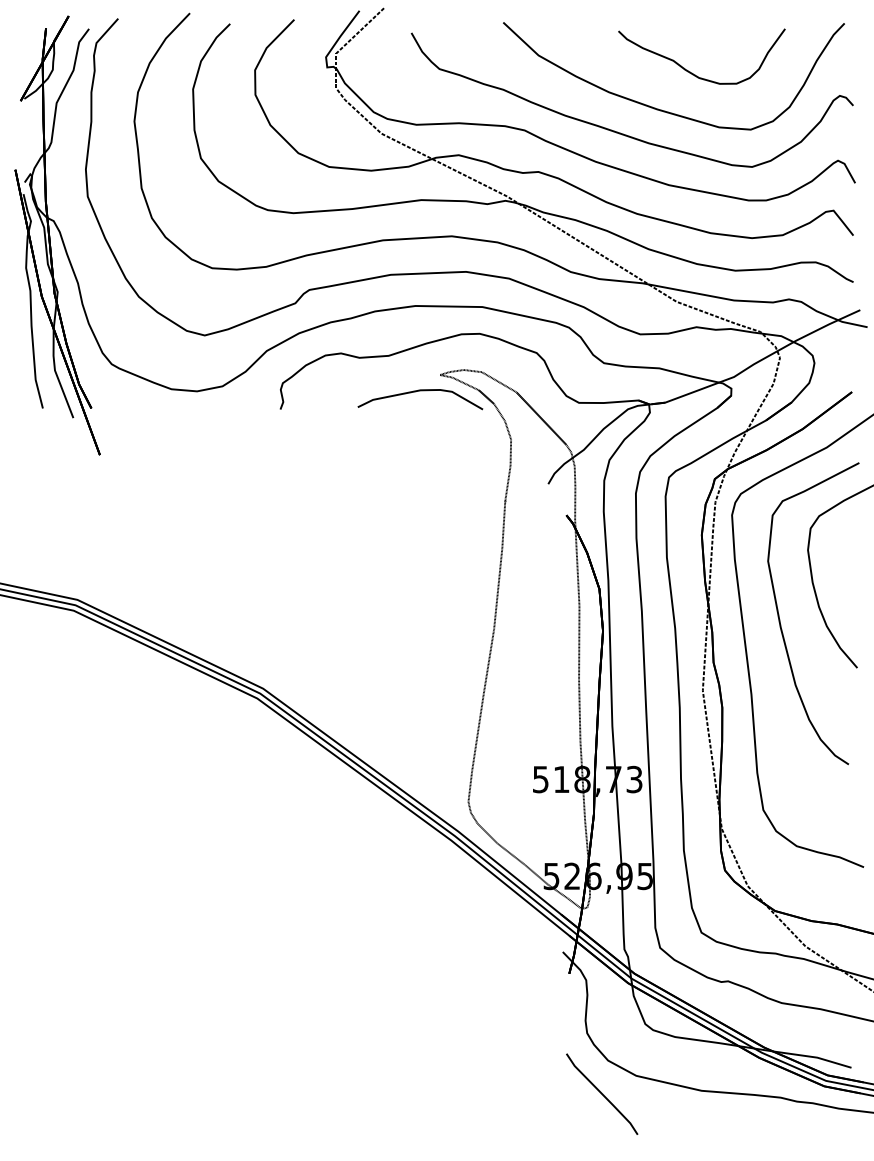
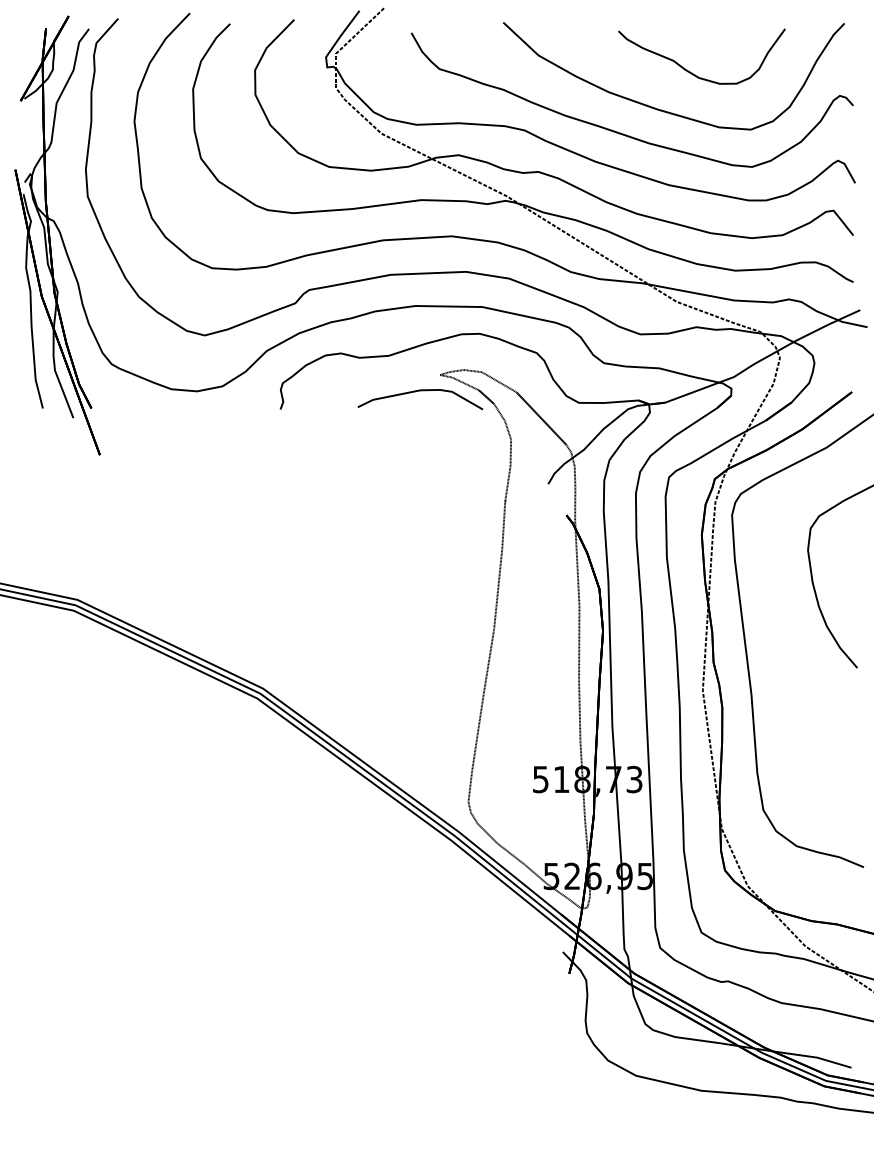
curve: present -> none (780, 619)
line: present -> none (602, 1093)
